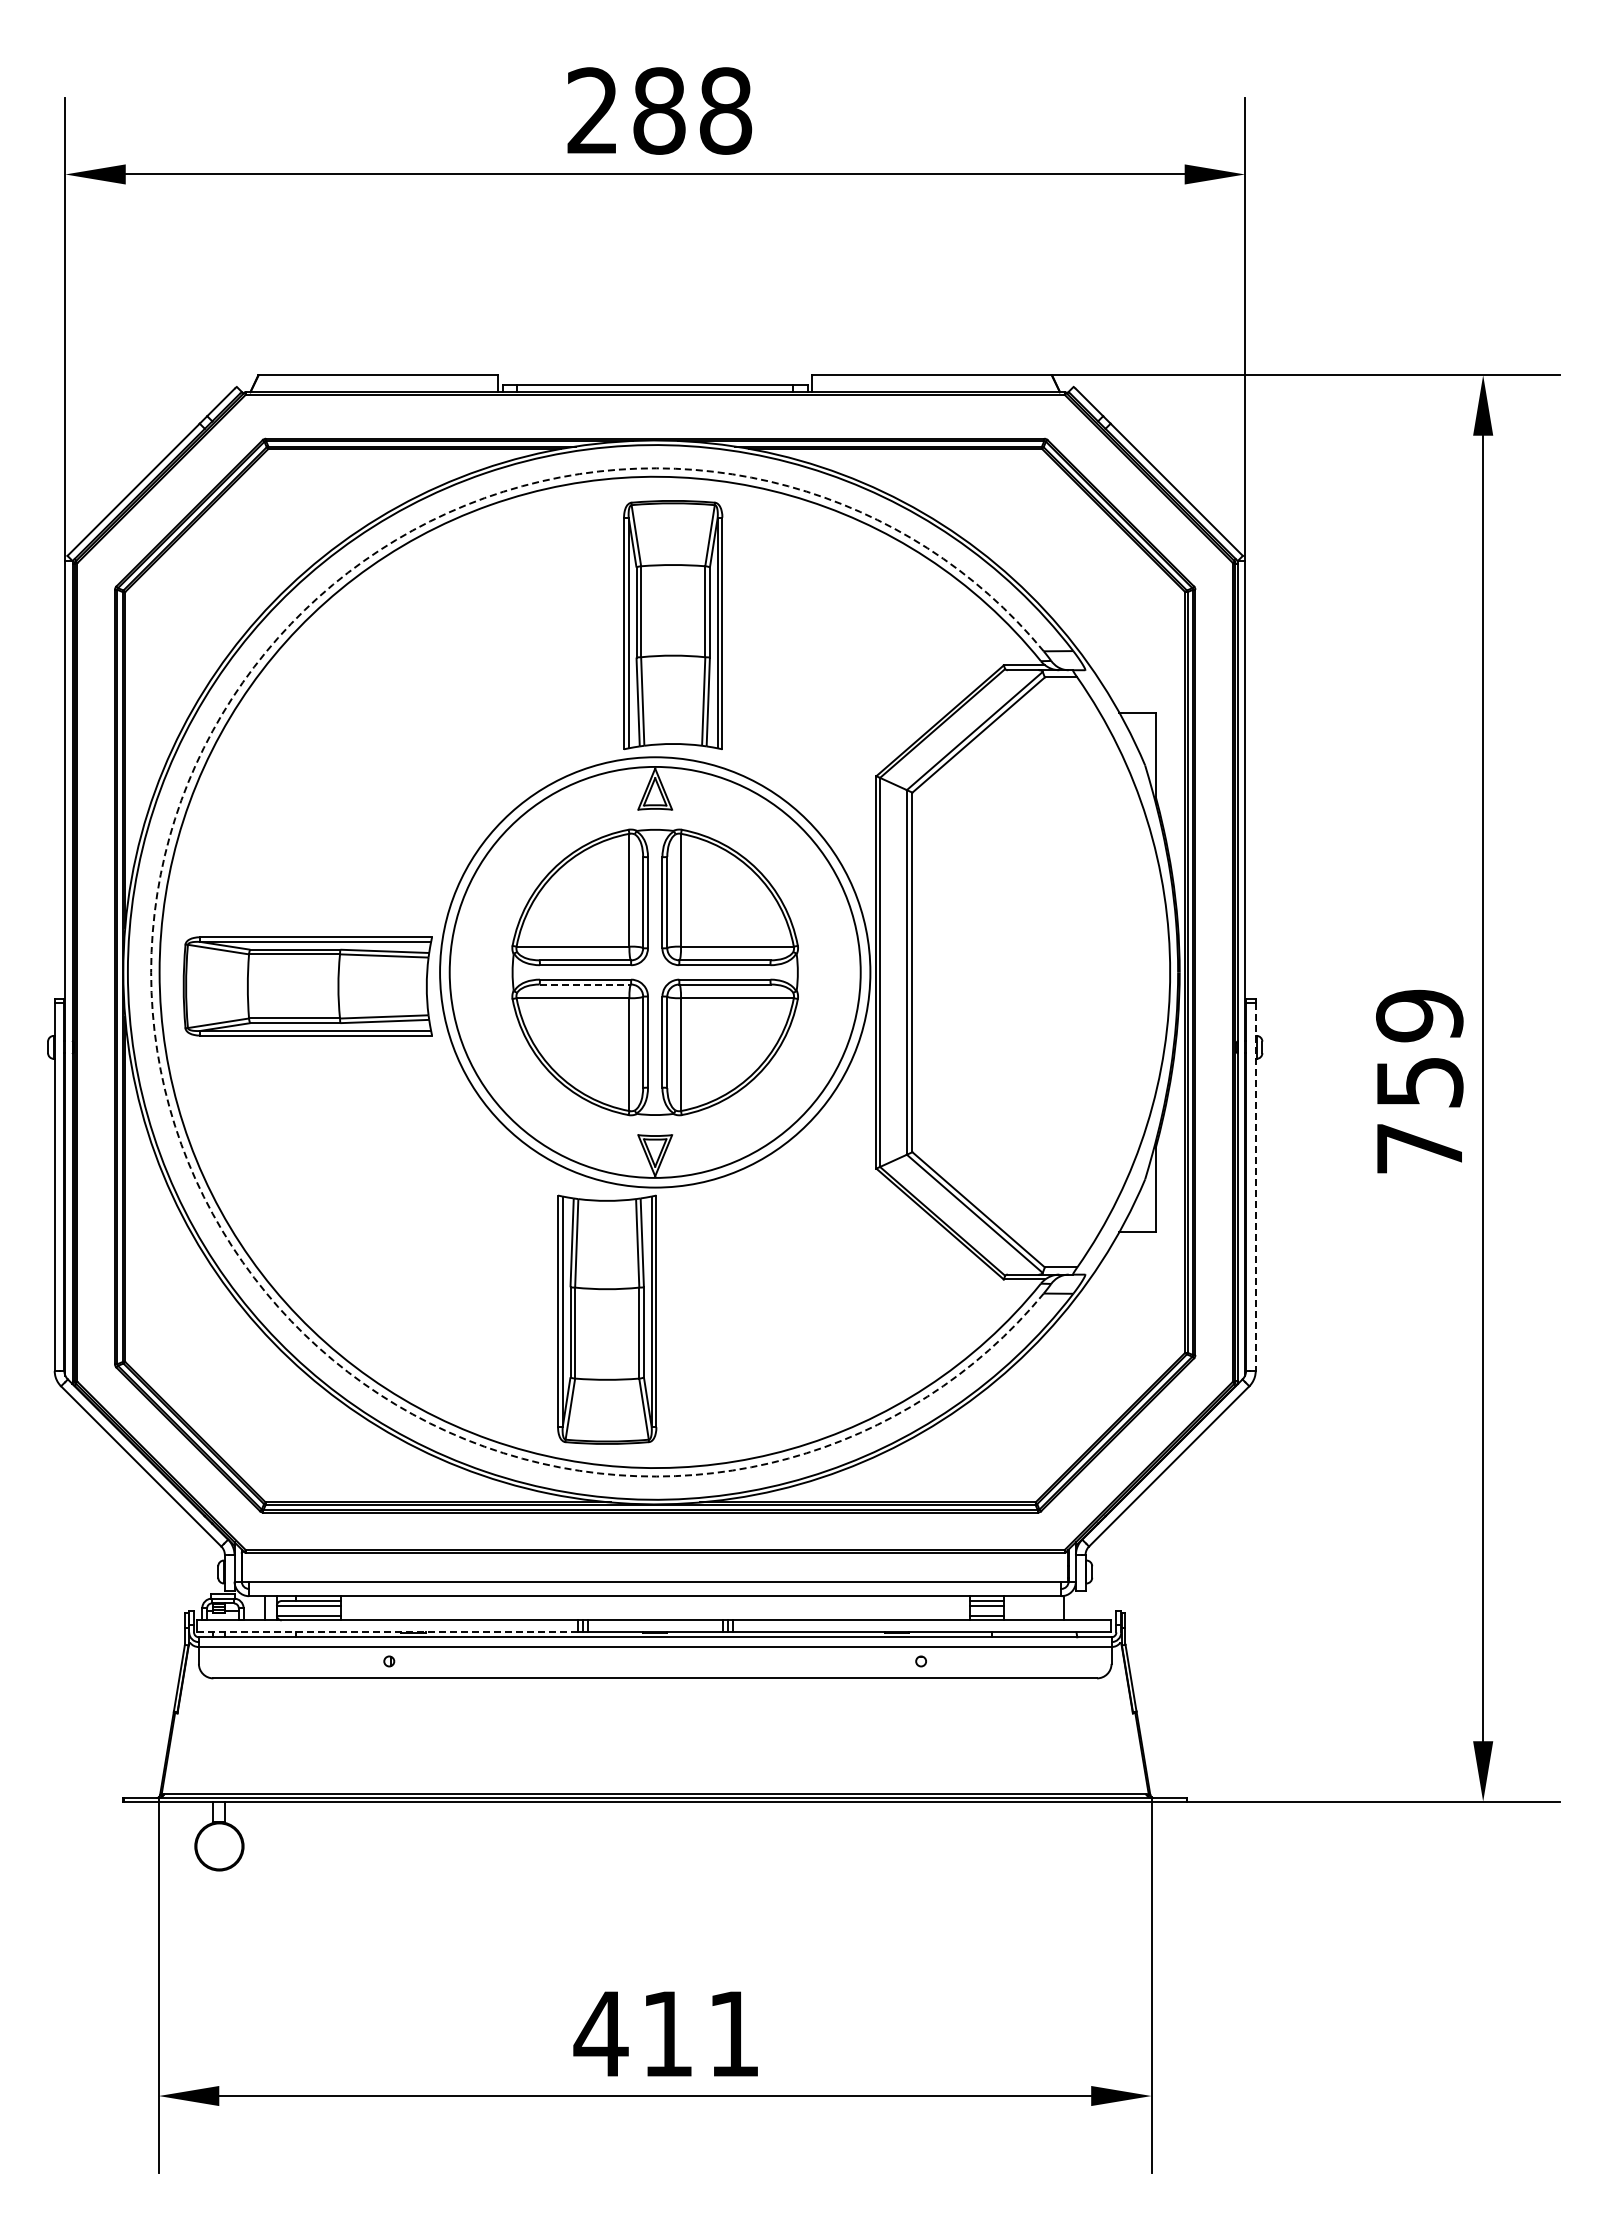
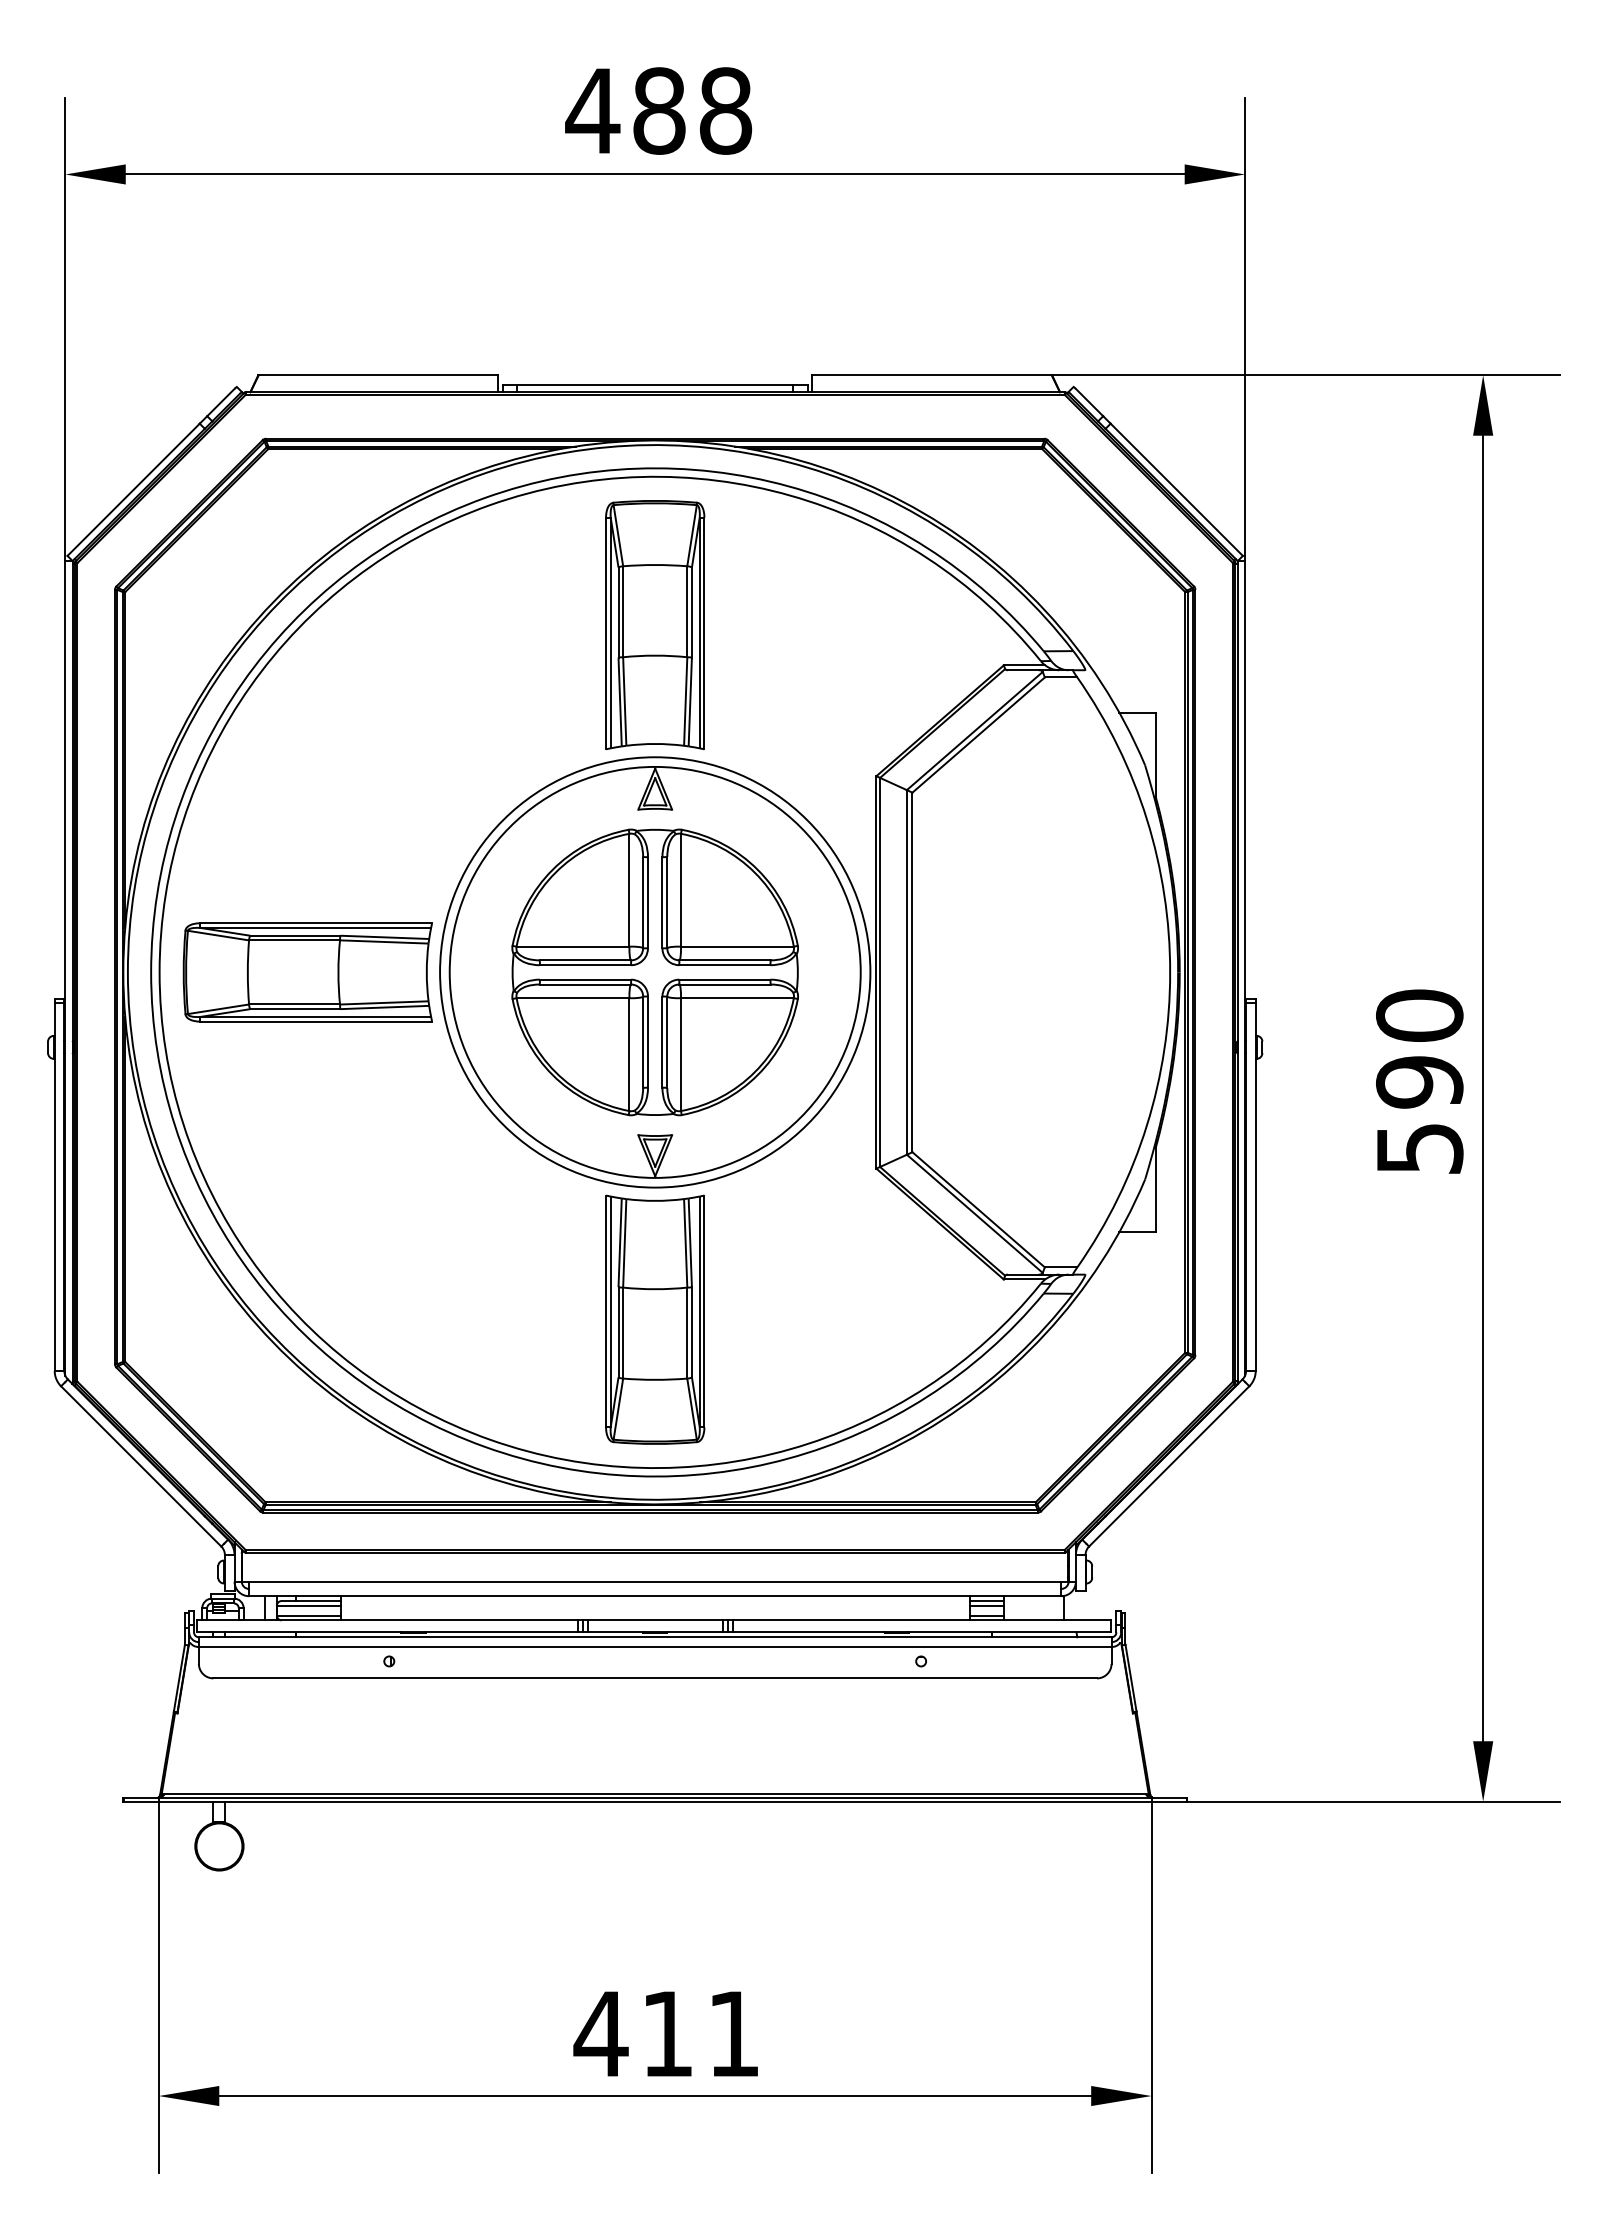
text: 288 -> 488 (592, 110)
part position: (673, 625) -> (655, 625) (655, 625)
arc: dashed -> solid (151, 972)
line: dashed -> solid (585, 984)
part position: (307, 986) -> (307, 972) (307, 972)
text: 759 -> 590 (1419, 1081)
line: dashed -> solid (1255, 1187)
part position: (607, 1319) -> (655, 1319) (655, 1319)
line: dashed -> solid (386, 1632)
